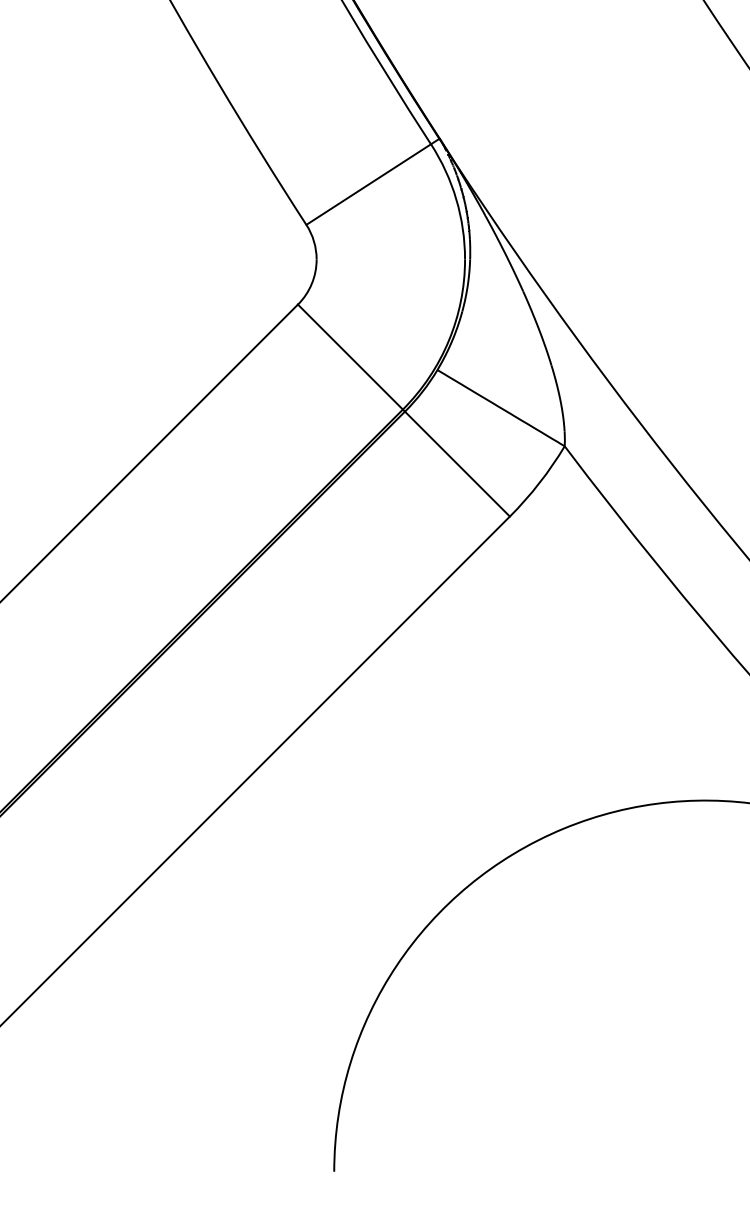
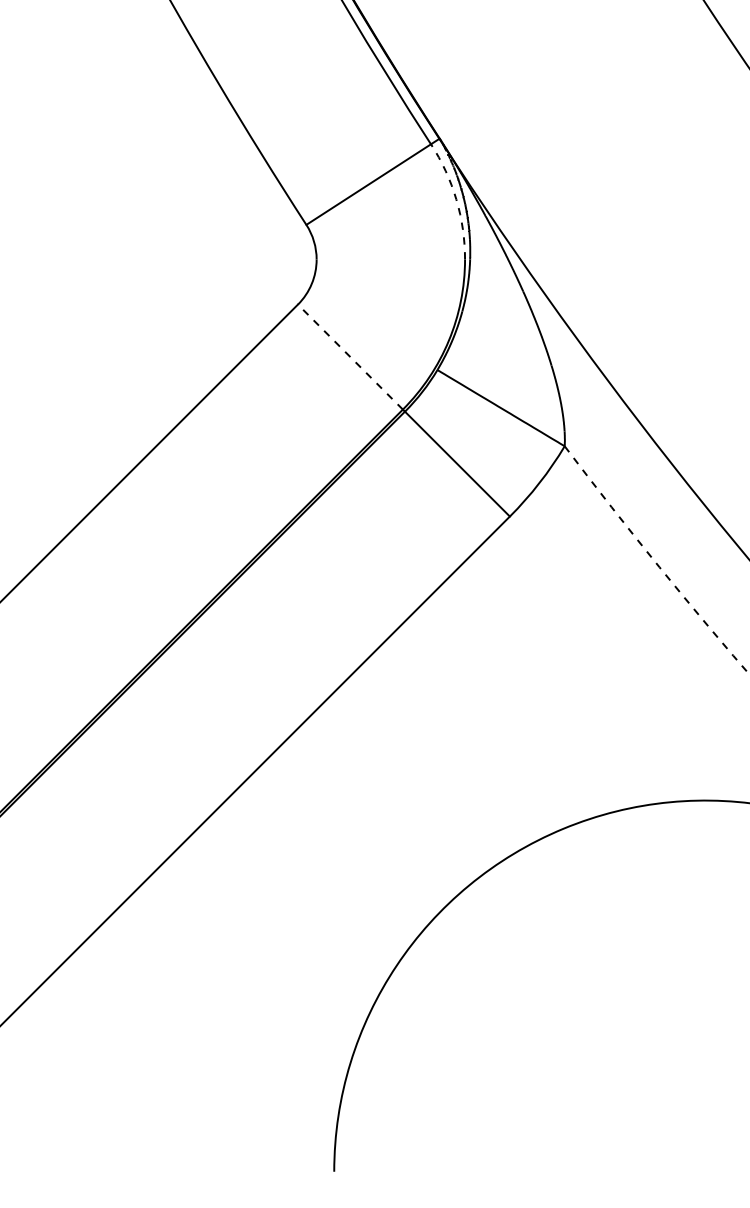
arc: solid -> dashed (456, 199)
line: solid -> dashed (350, 356)
arc: solid -> dashed (655, 562)
